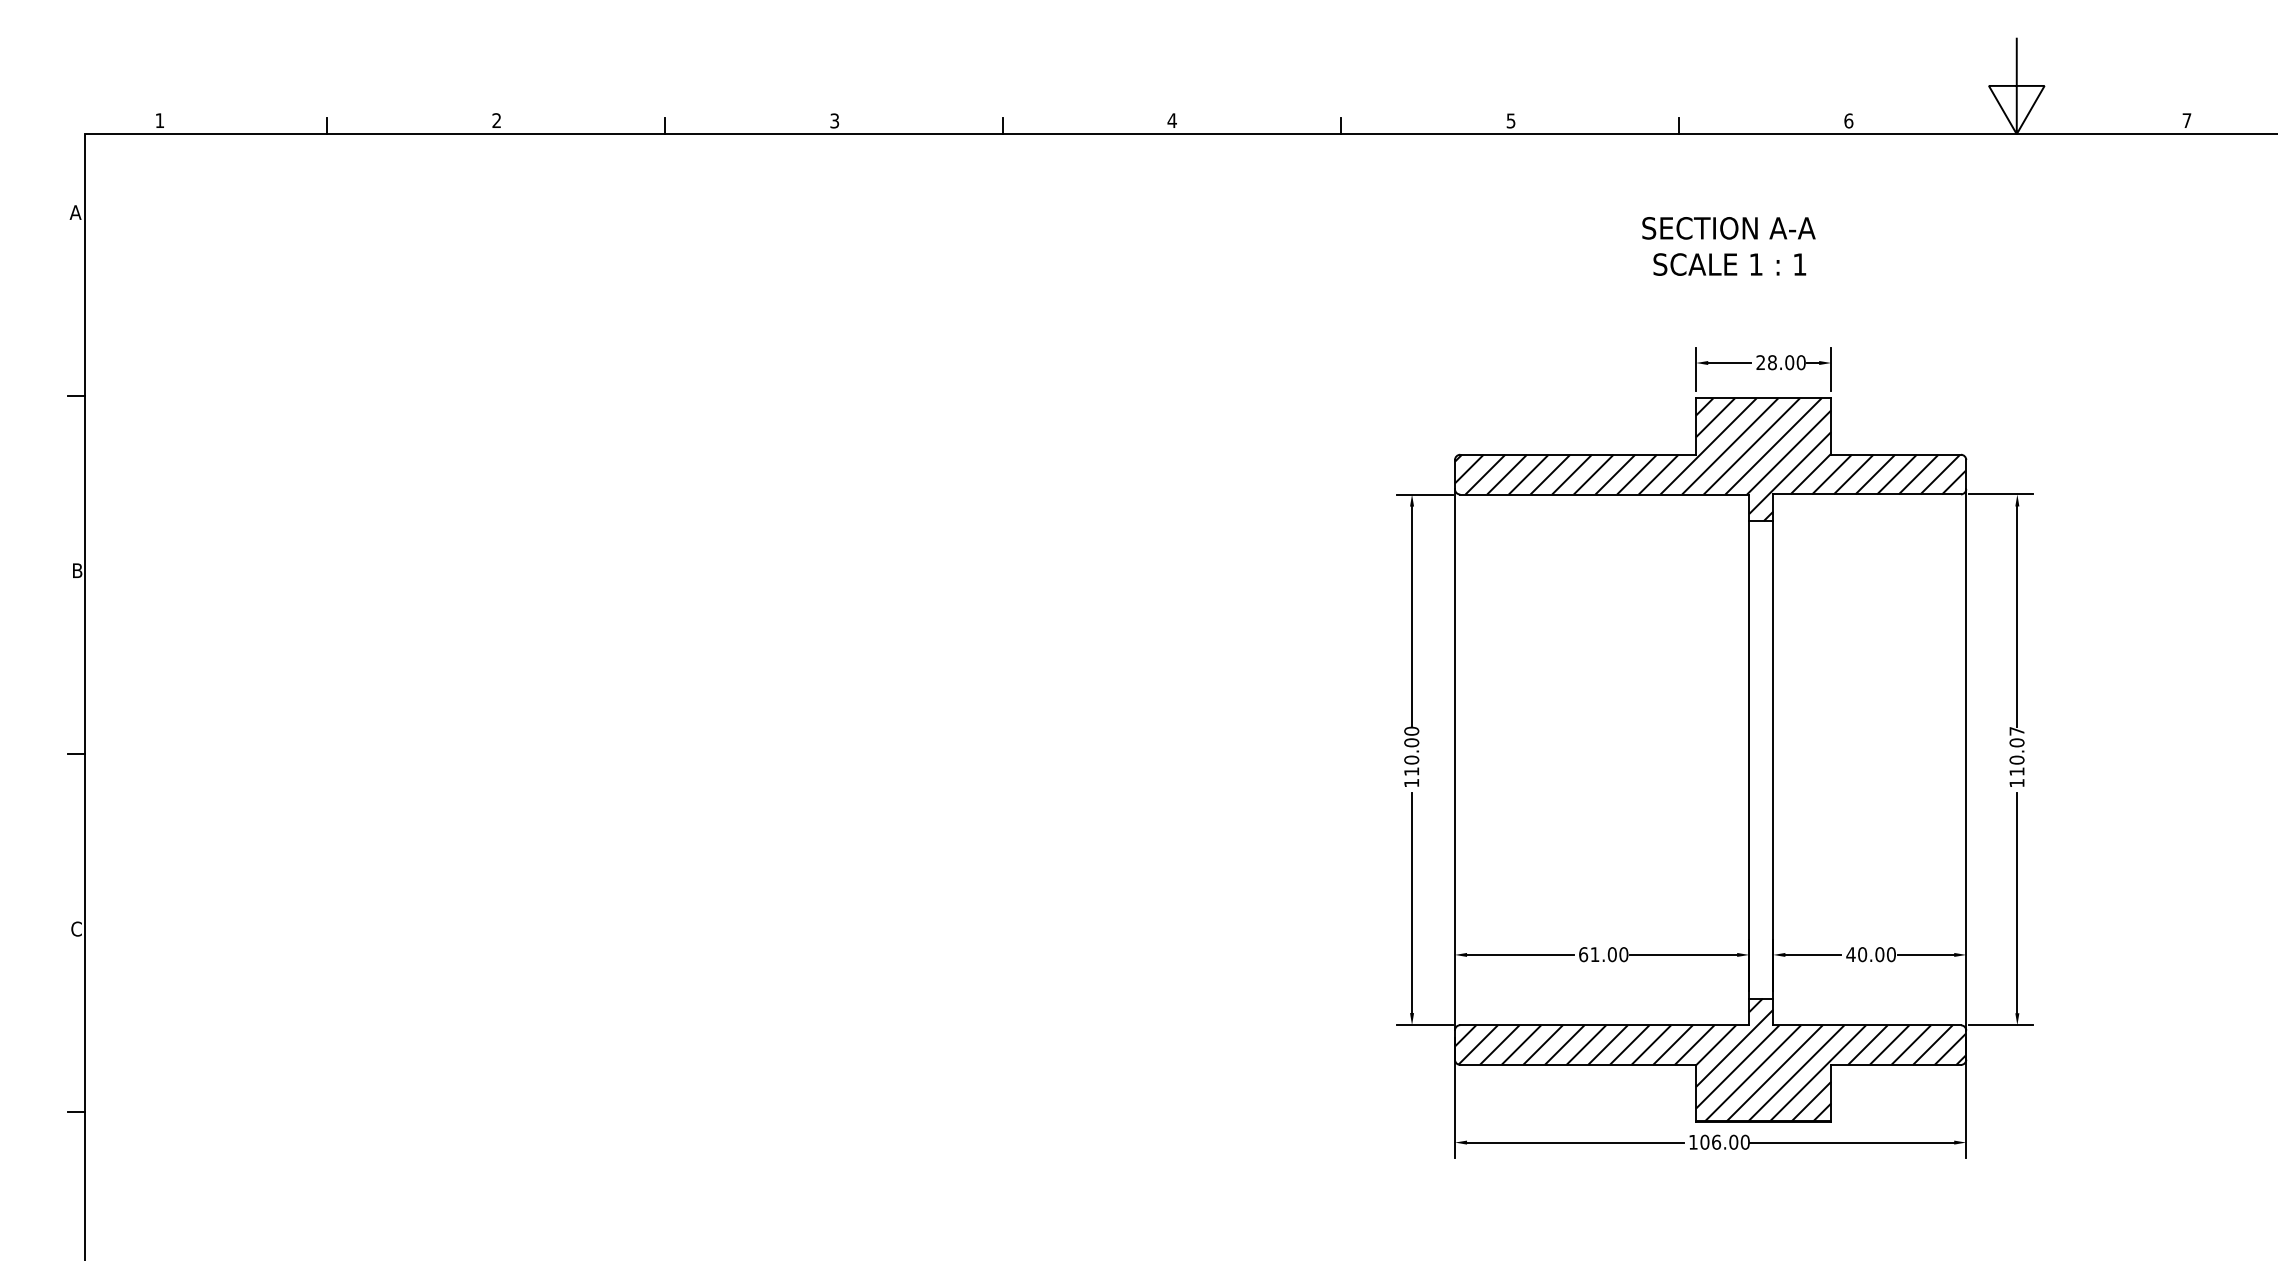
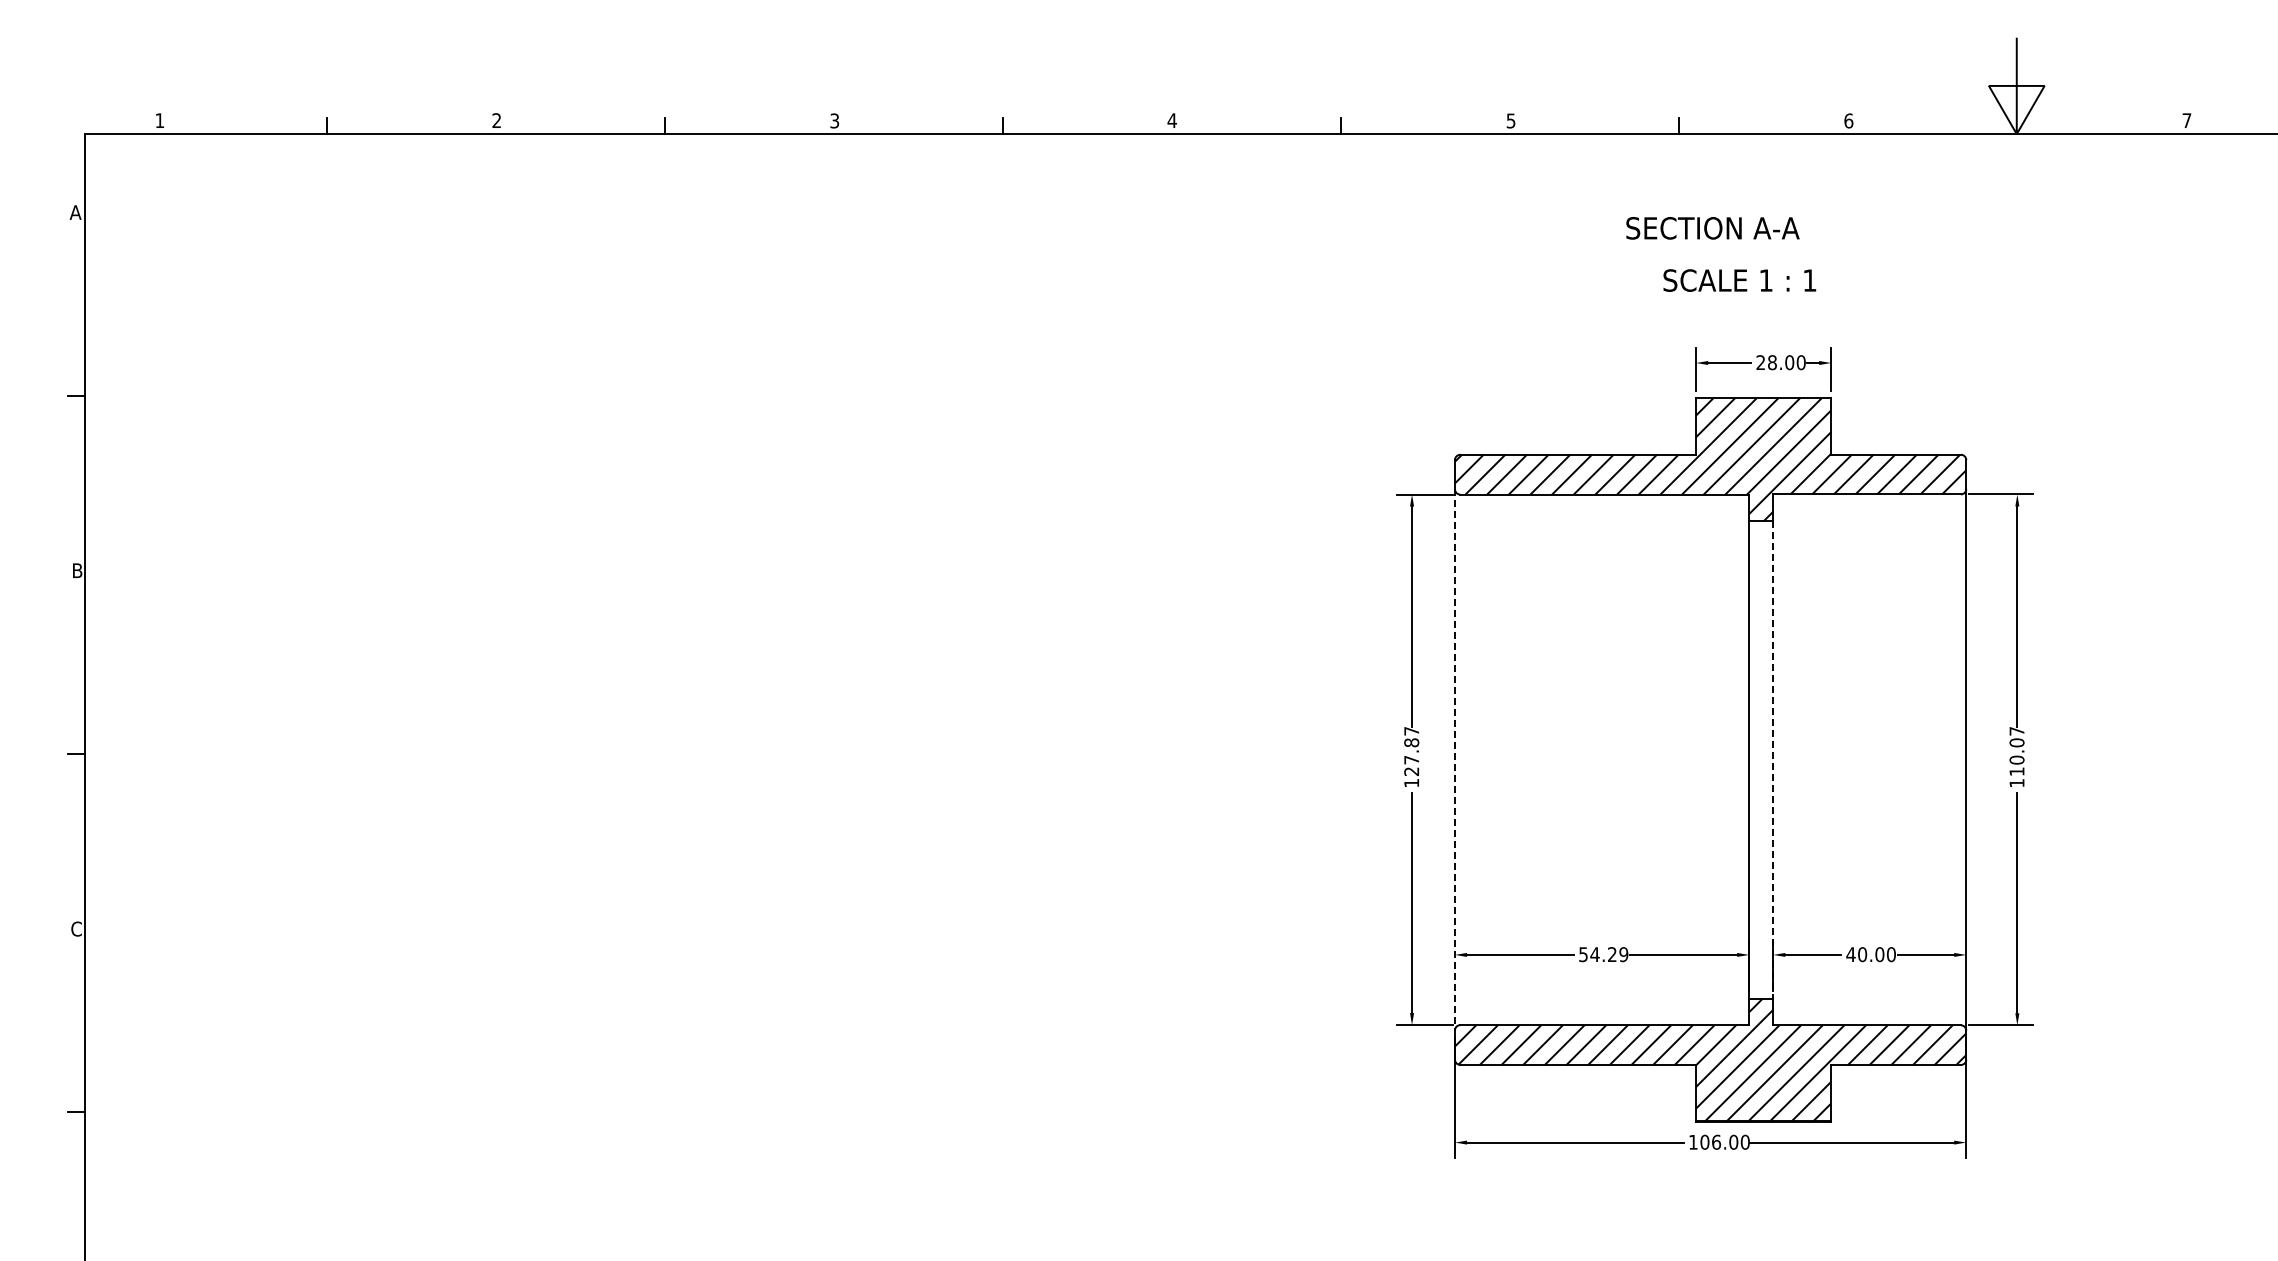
text position: (1728, 228) -> (1712, 228) (1712, 228)
text position: (1729, 264) -> (1739, 280) (1739, 280)
text: 110.00 -> 127.87 (1411, 751)
line: solid -> dashed (1454, 759)
line: solid -> dashed (1773, 759)
text: 61.00 -> 54.29 (1603, 954)
